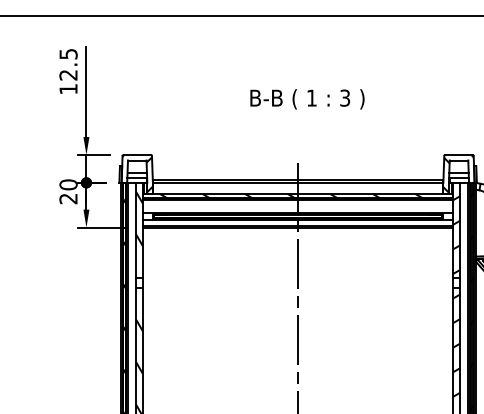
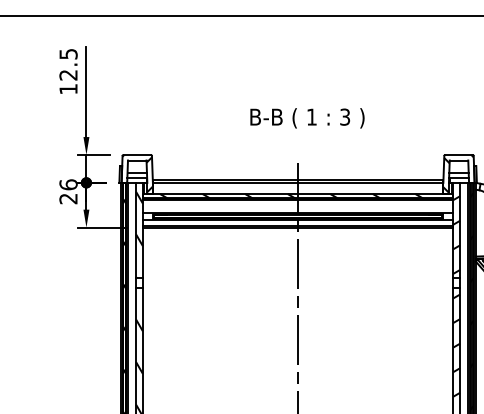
text position: (307, 99) -> (307, 118) (307, 118)
text: 20 -> 26 (68, 184)
